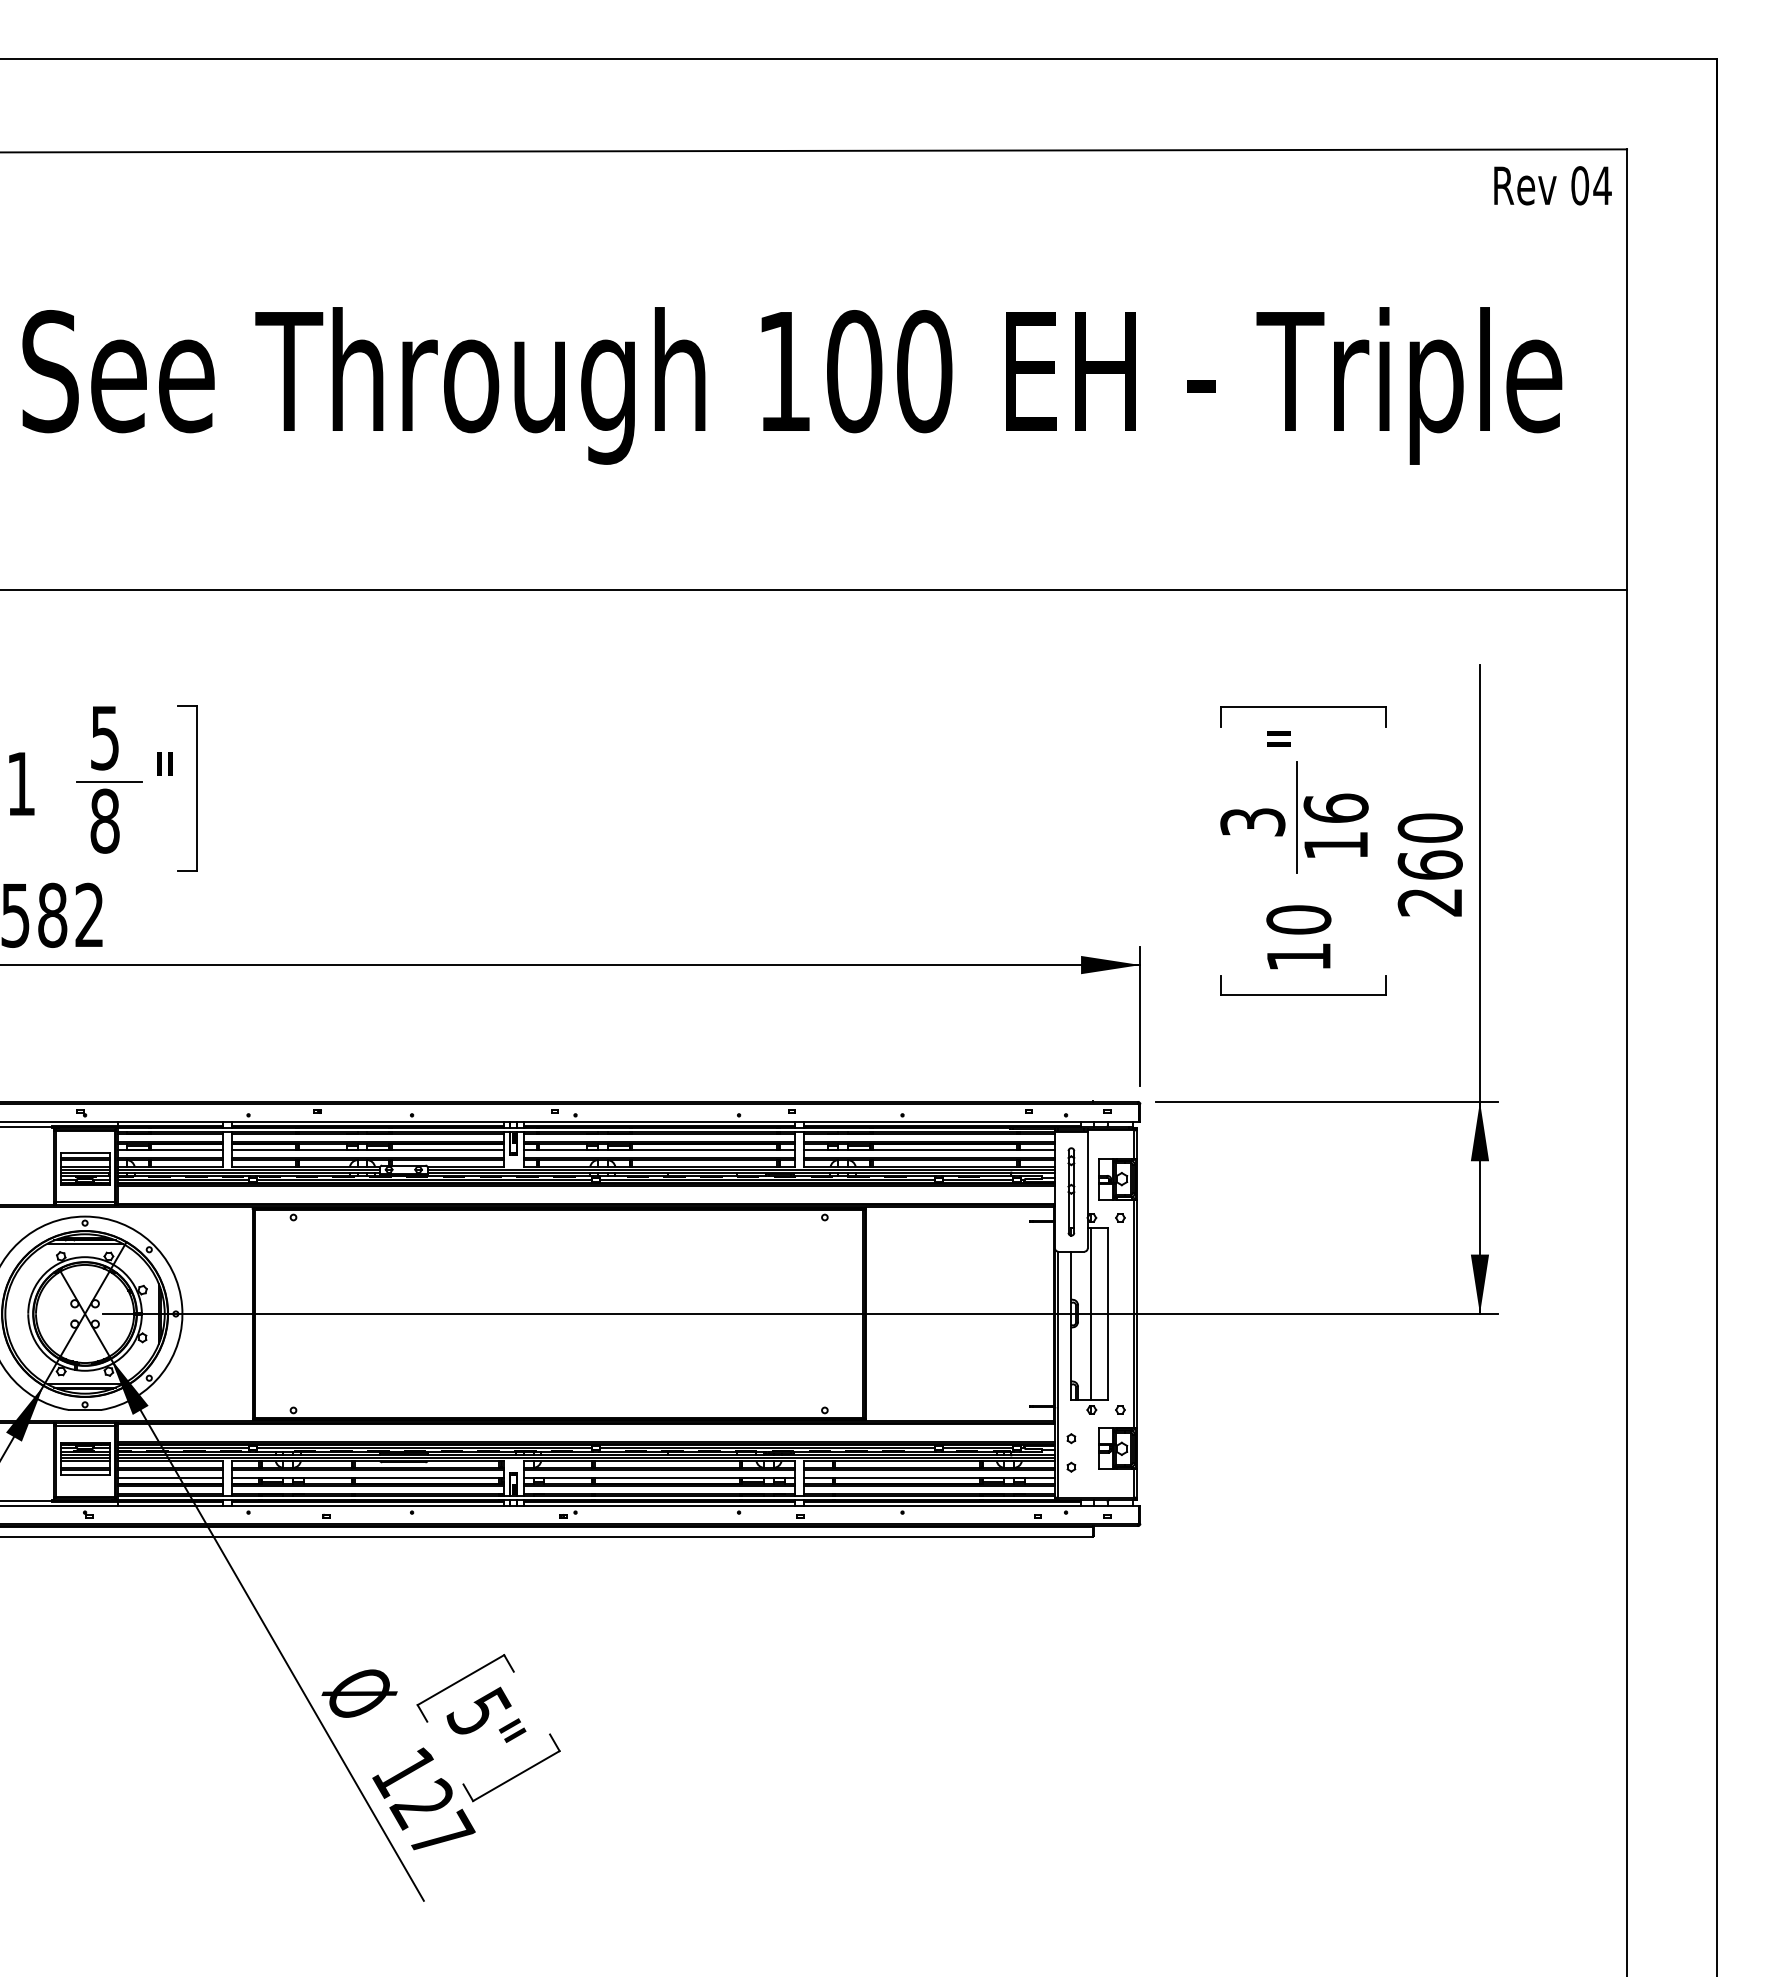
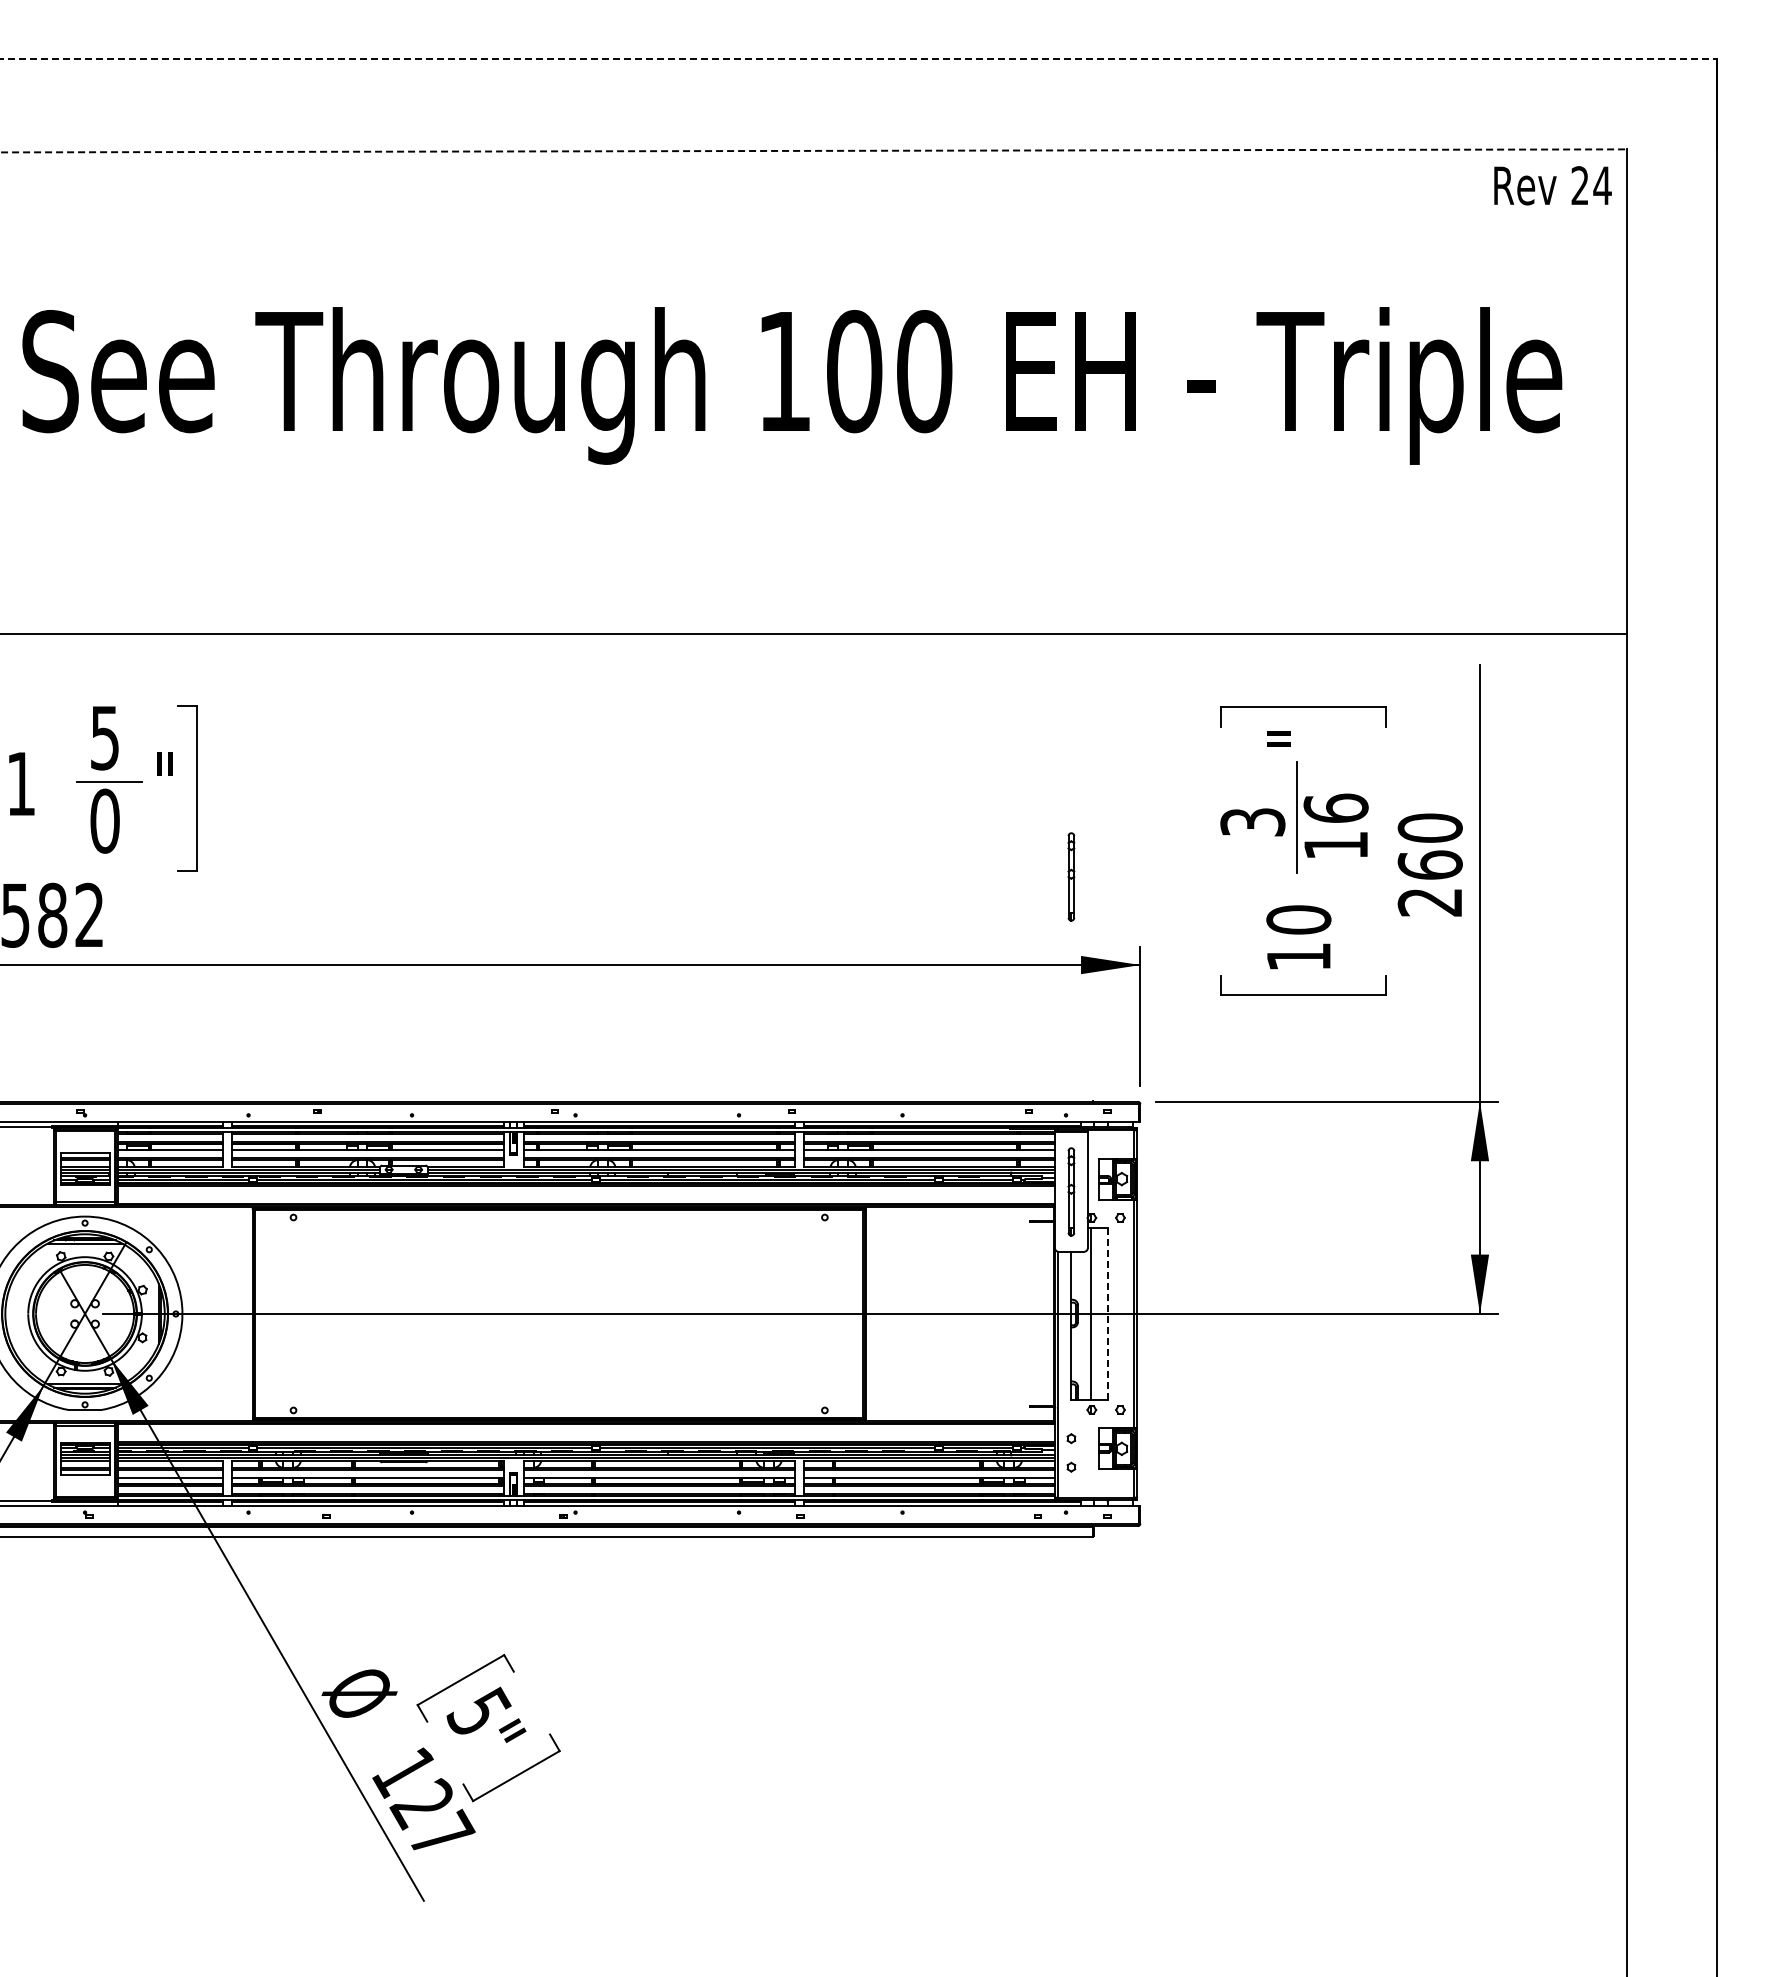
line: solid -> dashed (859, 59)
line: solid -> dashed (814, 150)
text: 04 -> 24 (1580, 185)
line position: (814, 590) -> (814, 634) (814, 634)
text: 8 -> 0 (104, 821)
part: none -> present (1071, 876)
line: solid -> dashed (1107, 1313)
